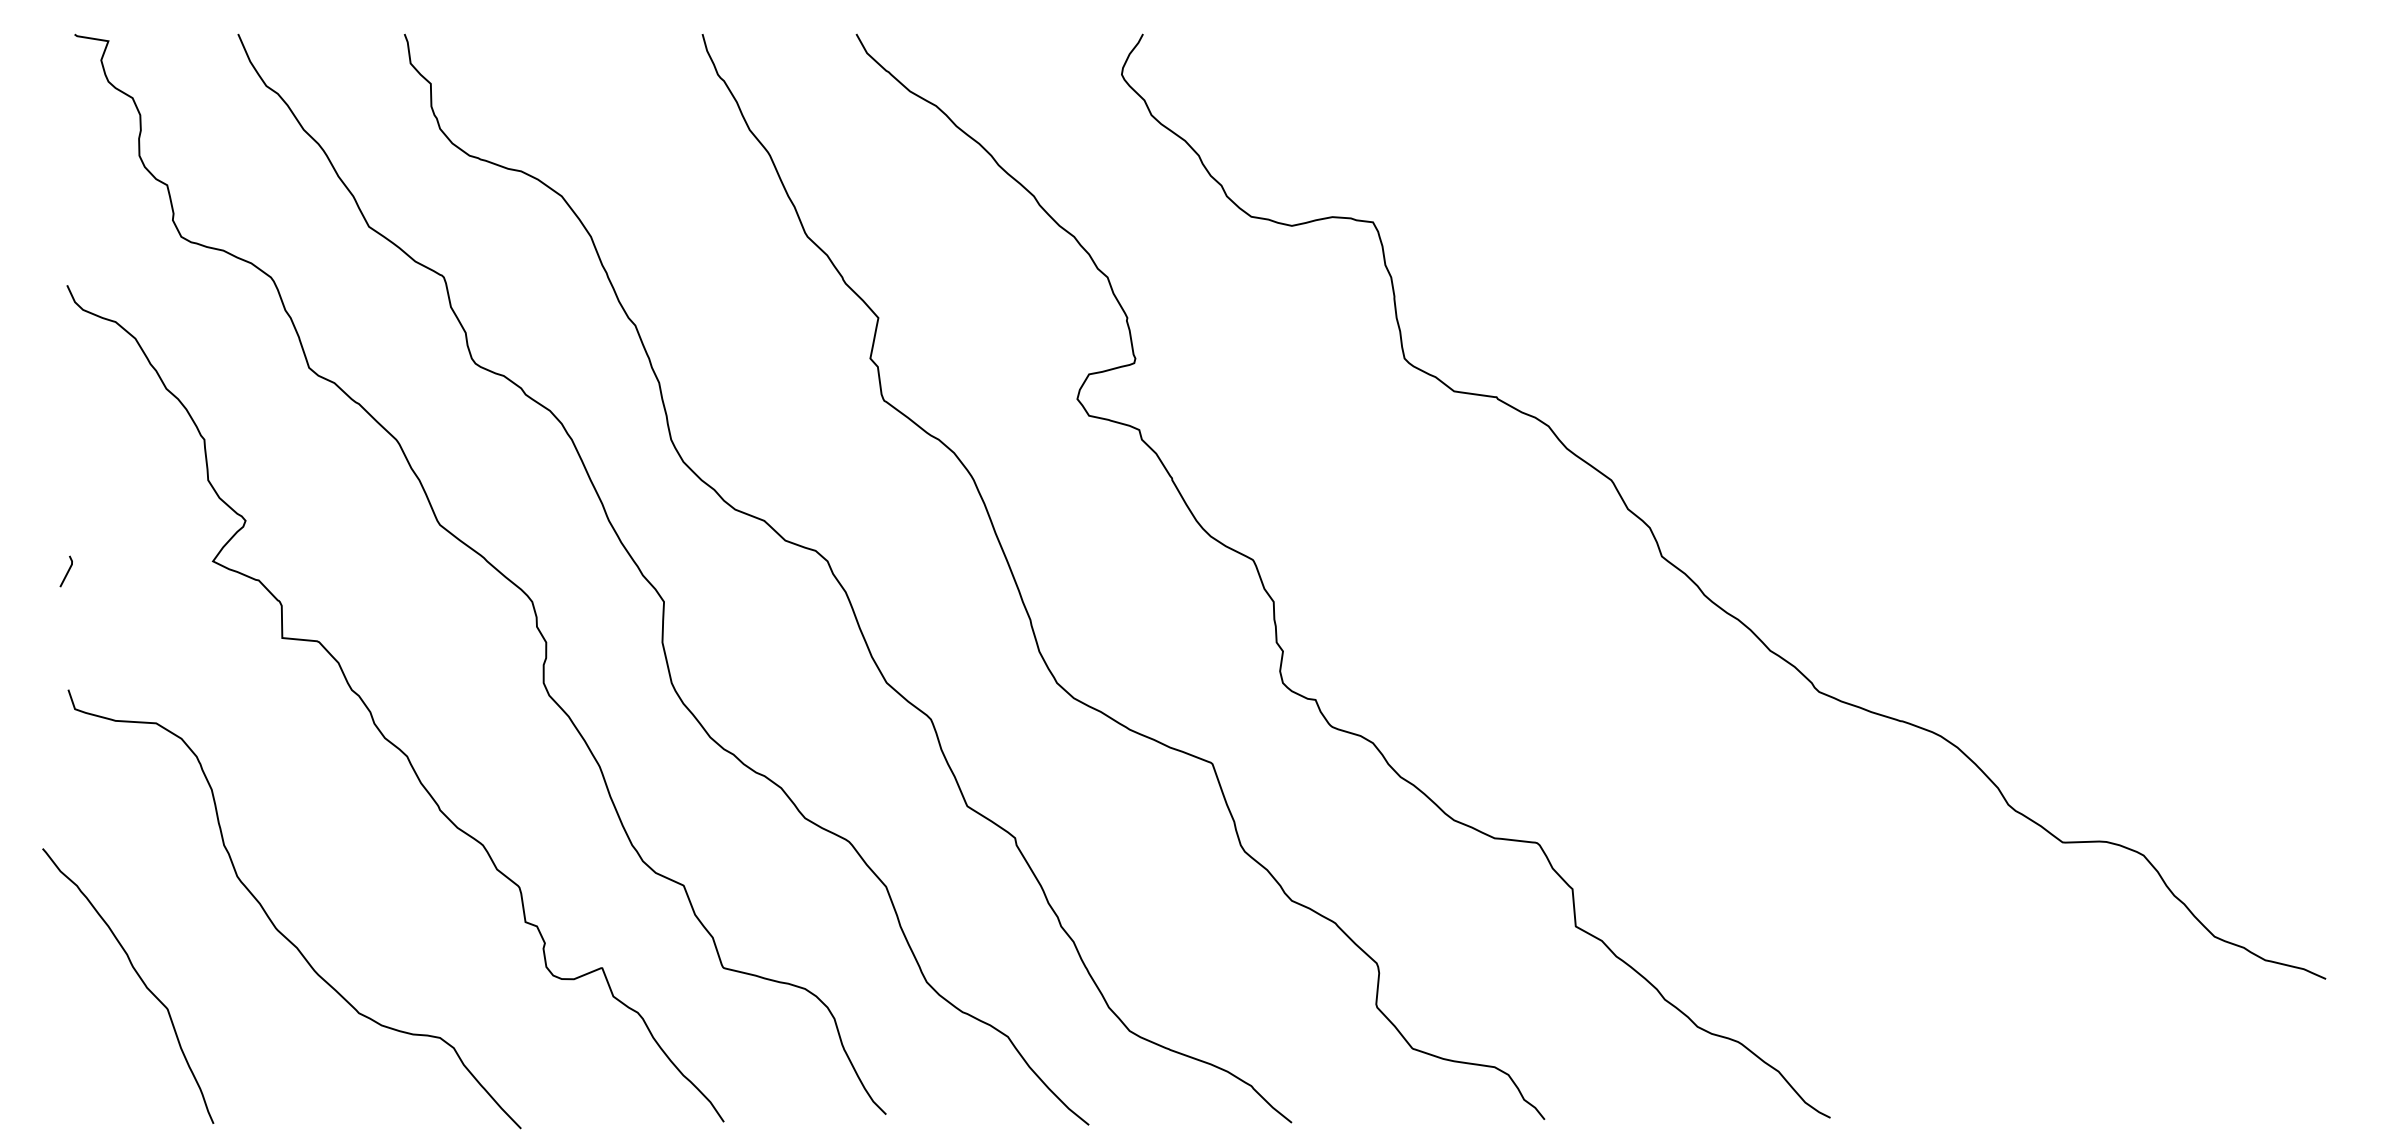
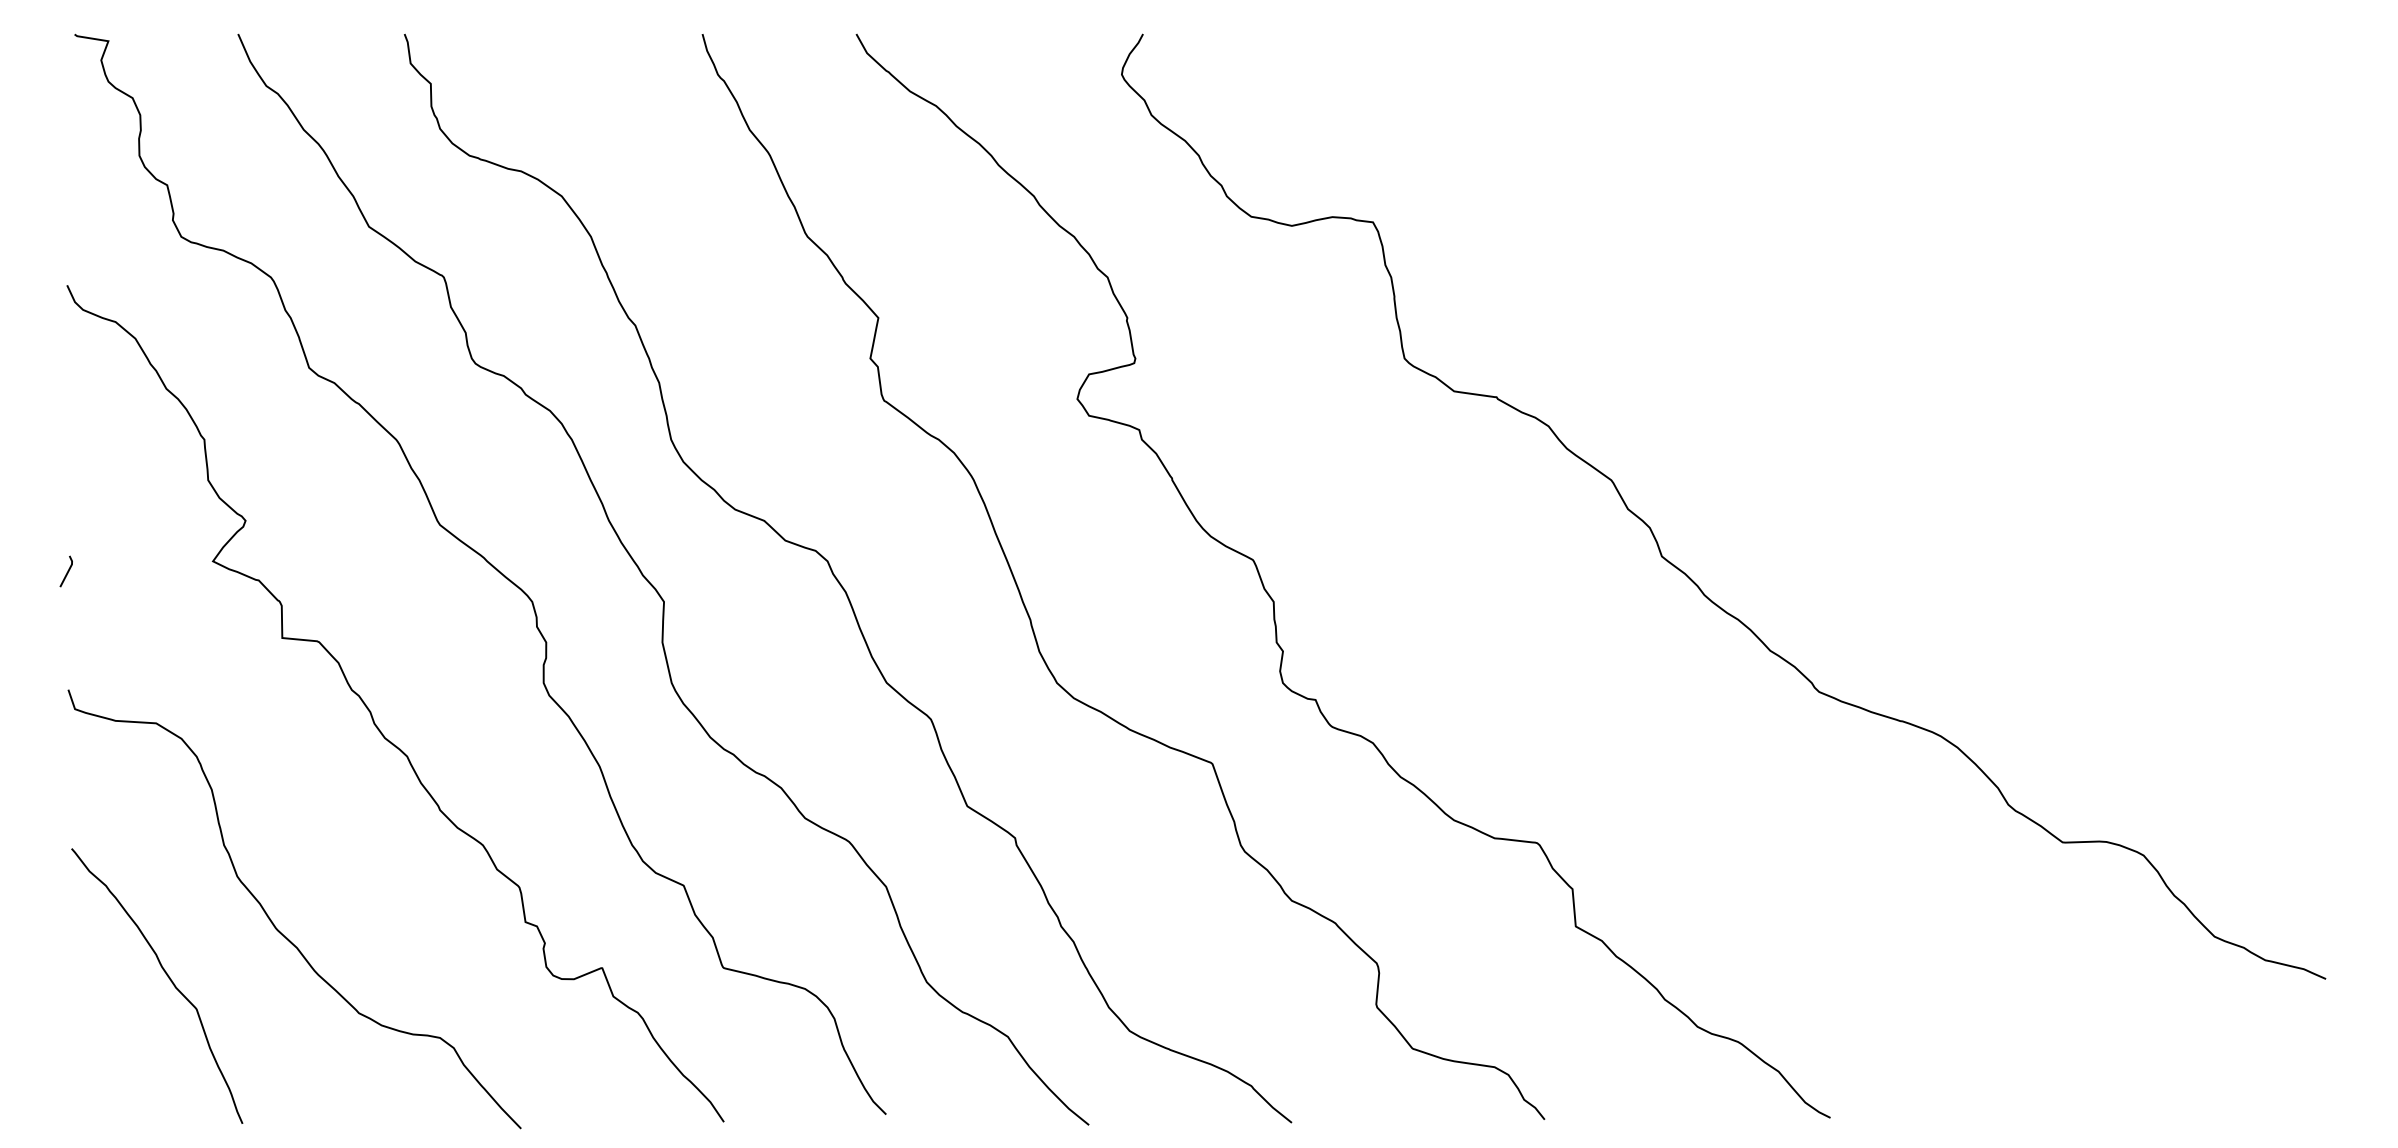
curve position: (139, 978) -> (168, 978) (168, 978)
